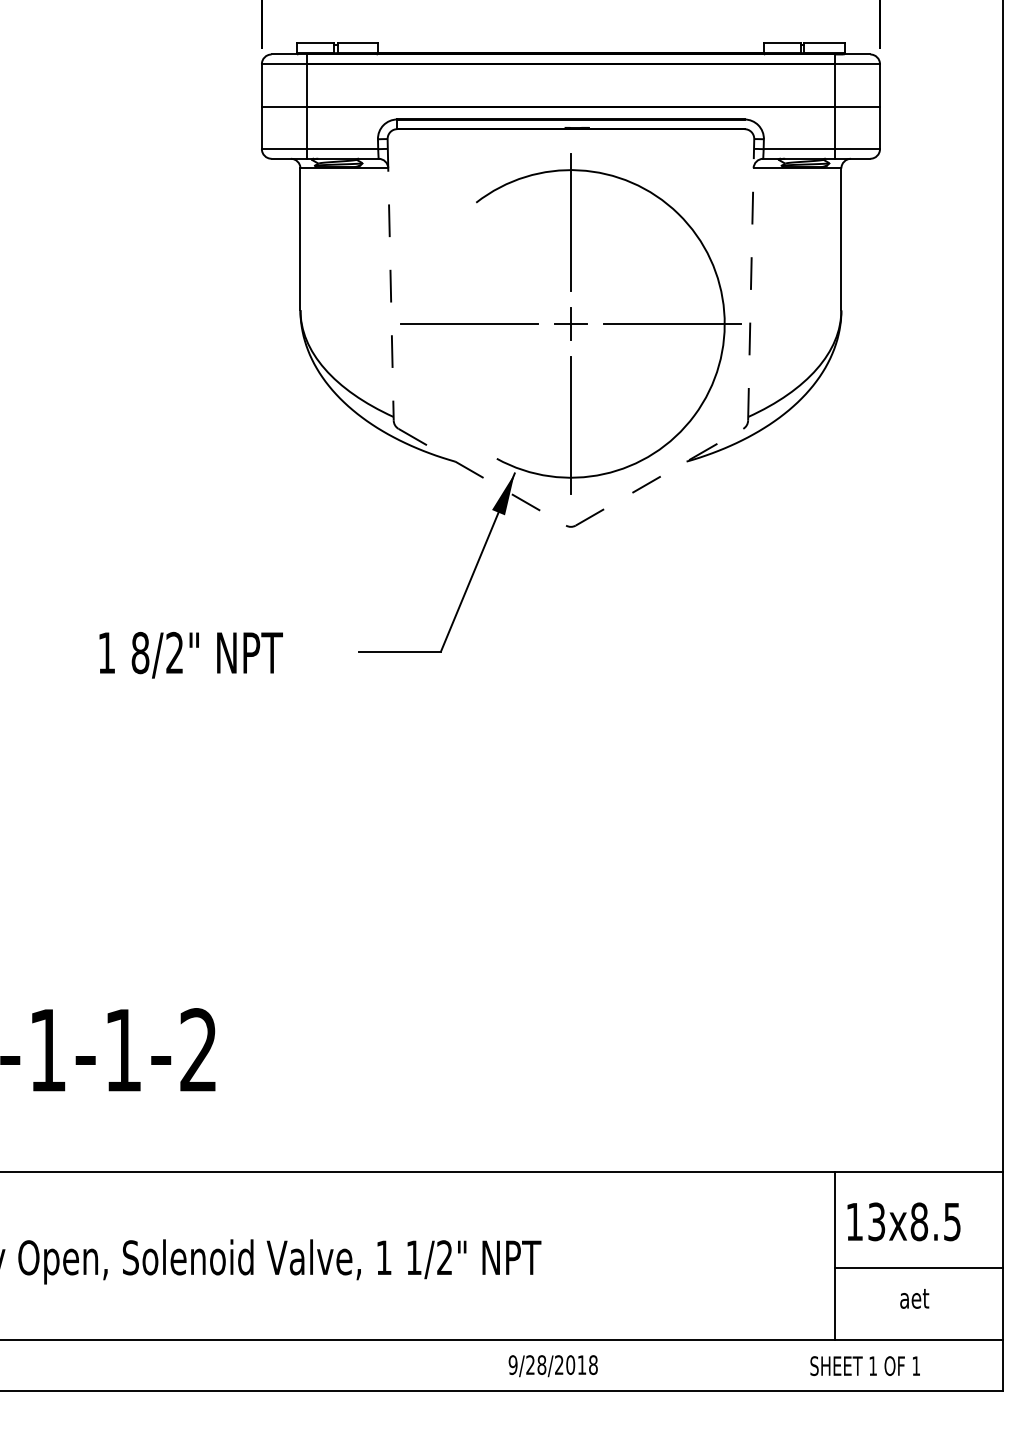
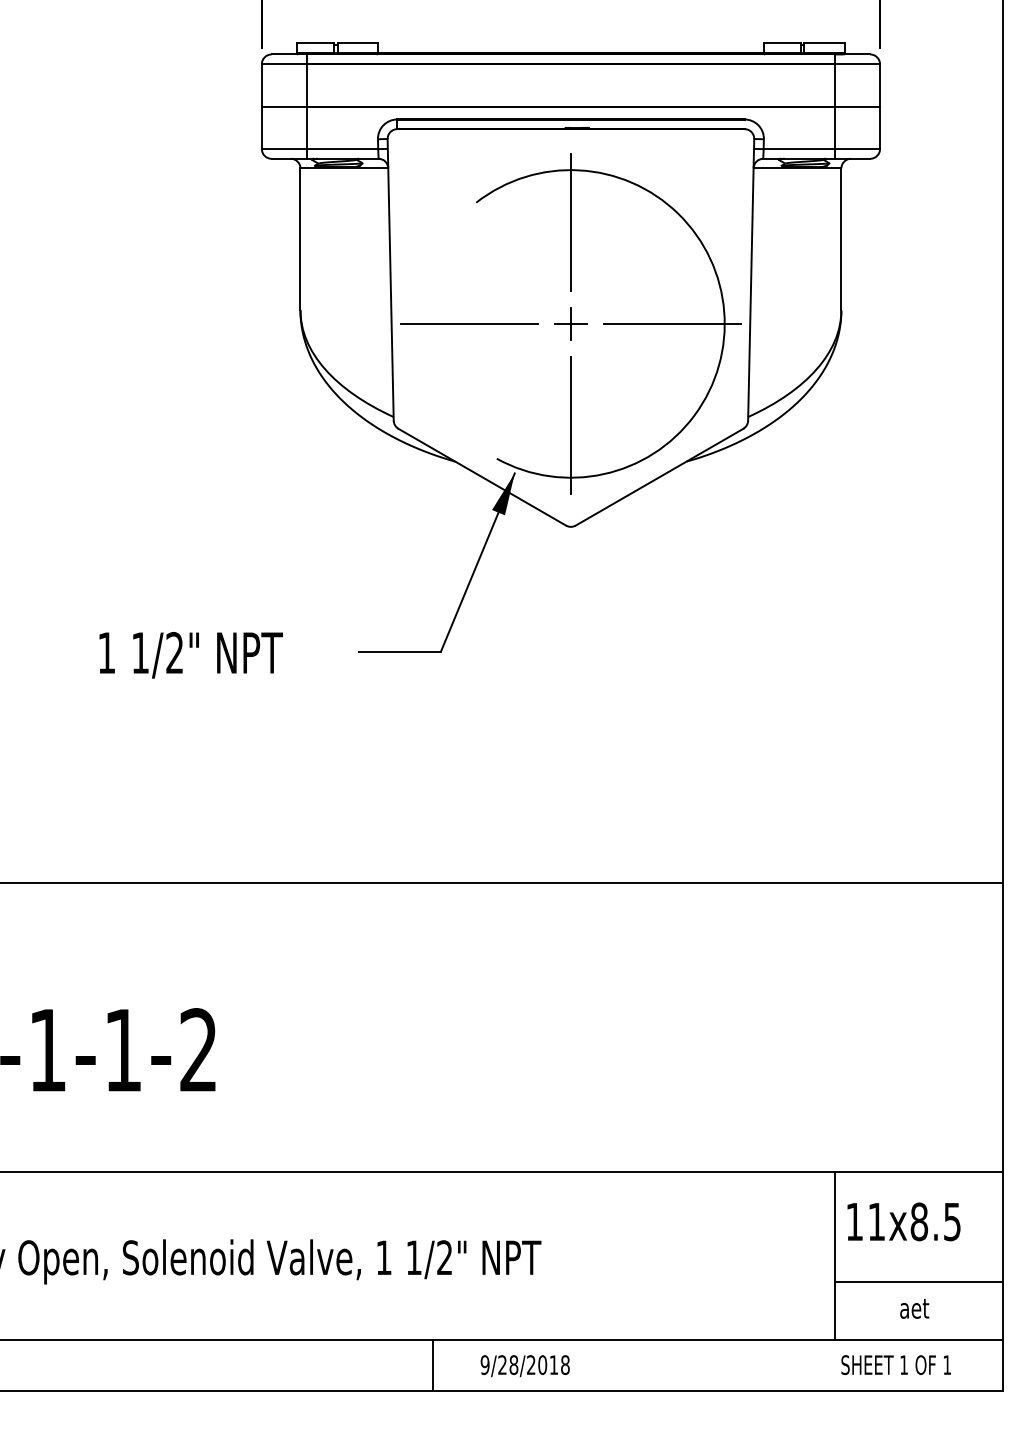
line: dashed -> solid (390, 279)
line: dashed -> solid (751, 279)
line: dashed -> solid (482, 477)
line: dashed -> solid (659, 477)
text: 8/2" -> 1/2" (140, 652)
line: none -> present (502, 882)
text: 13x8.5 -> 11x8.5 (876, 1221)
line position: (918, 1267) -> (918, 1281) (918, 1281)
text position: (914, 1298) -> (914, 1308) (914, 1308)
line: none -> present (433, 1364)
text position: (864, 1365) -> (895, 1364) (895, 1364)
text position: (552, 1366) -> (524, 1366) (524, 1366)
